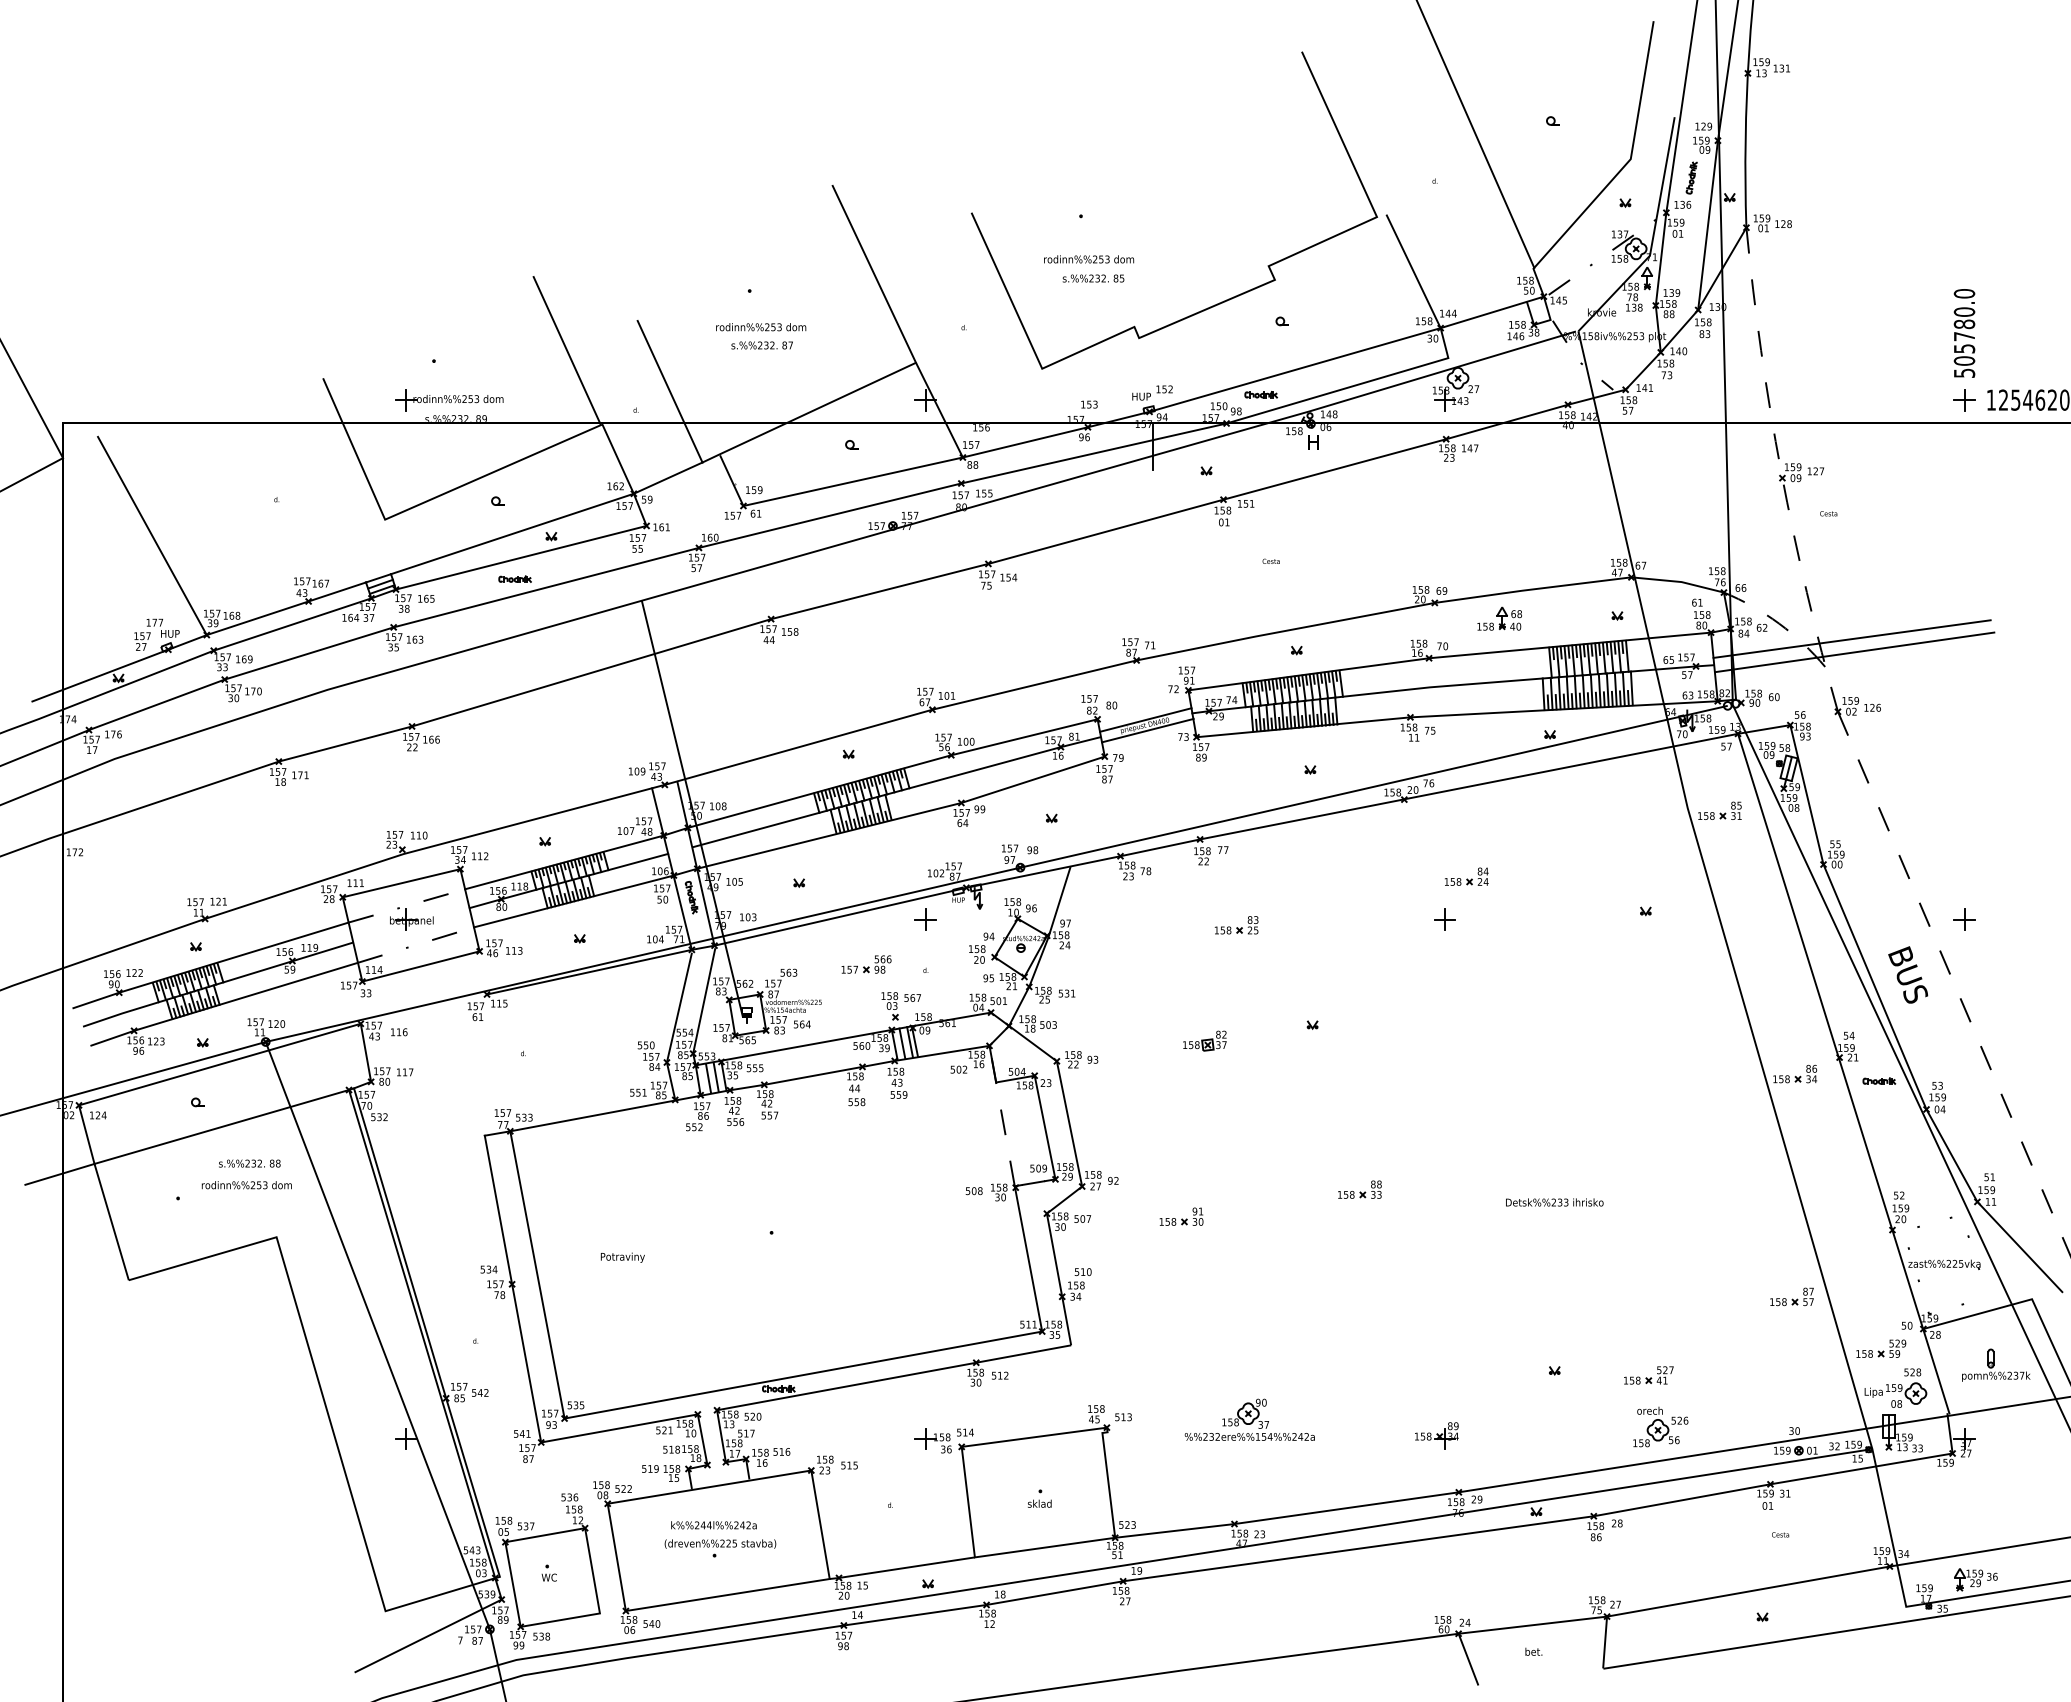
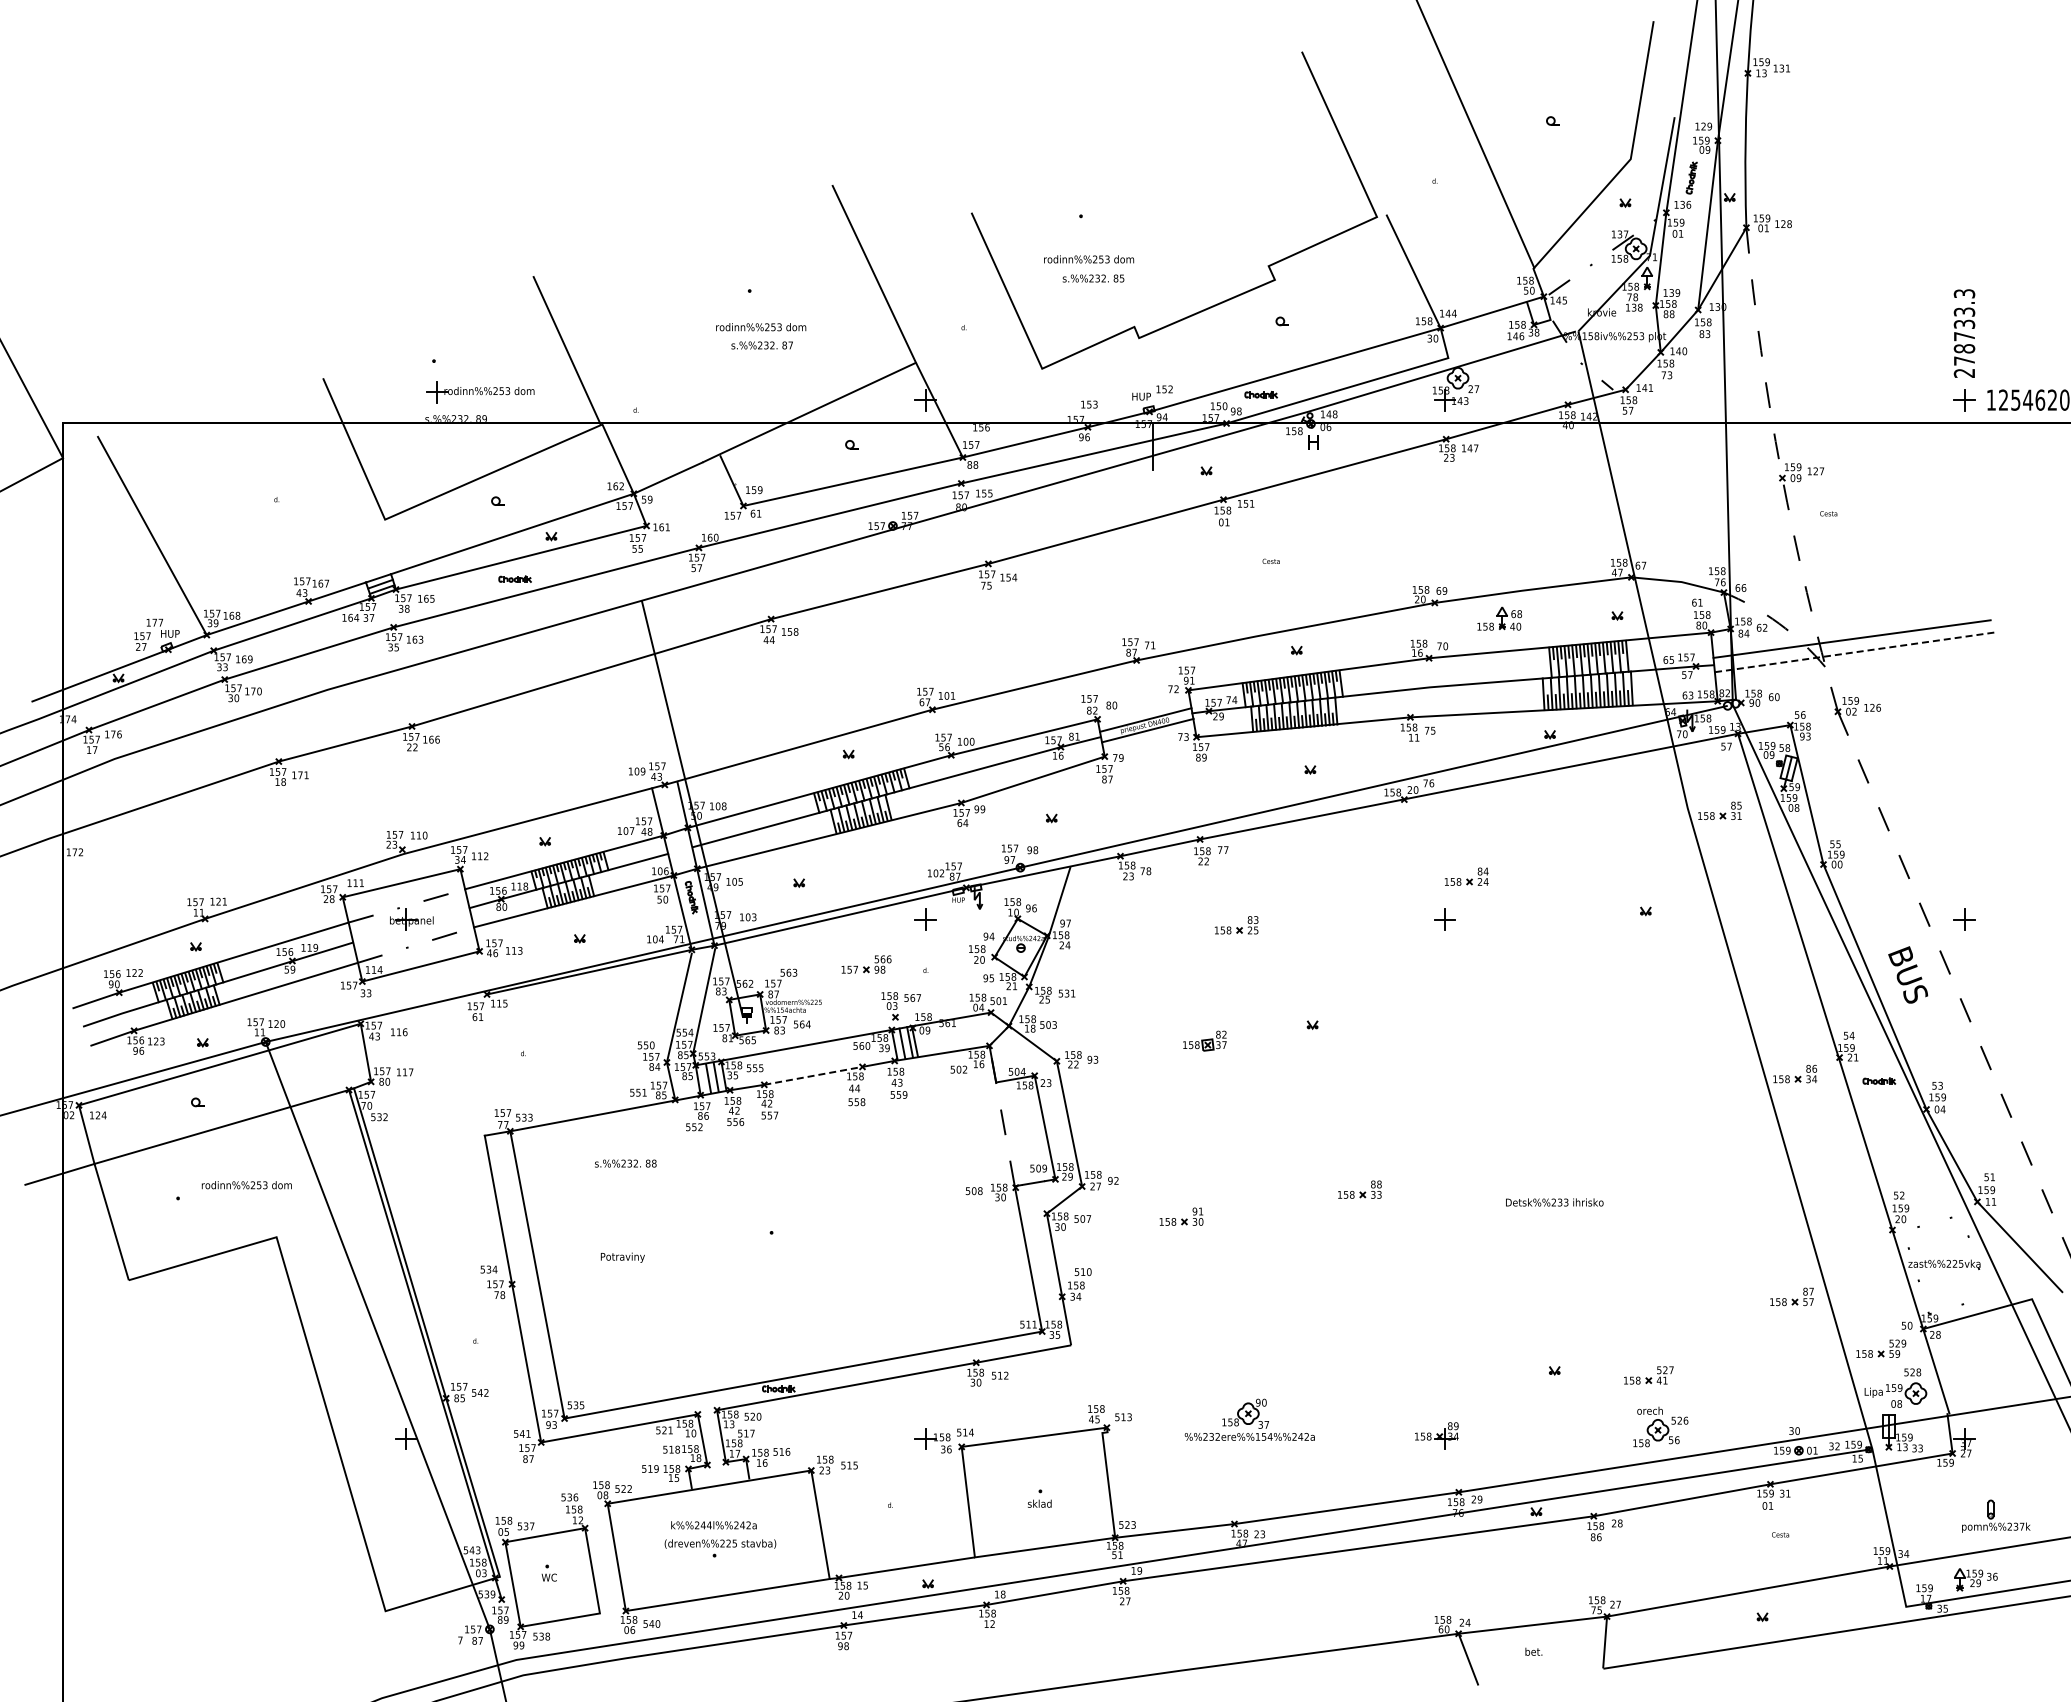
text: 505780.0 -> 278733.3 (1964, 333)
line: present -> none (669, 391)
part position: (449, 400) -> (480, 392) (480, 392)
line: solid -> dashed (1855, 652)
line: solid -> dashed (813, 1075)
text position: (249, 1163) -> (625, 1163) (625, 1163)
part position: (1996, 1364) -> (1996, 1515) (1996, 1515)
line: present -> none (428, 1635)
